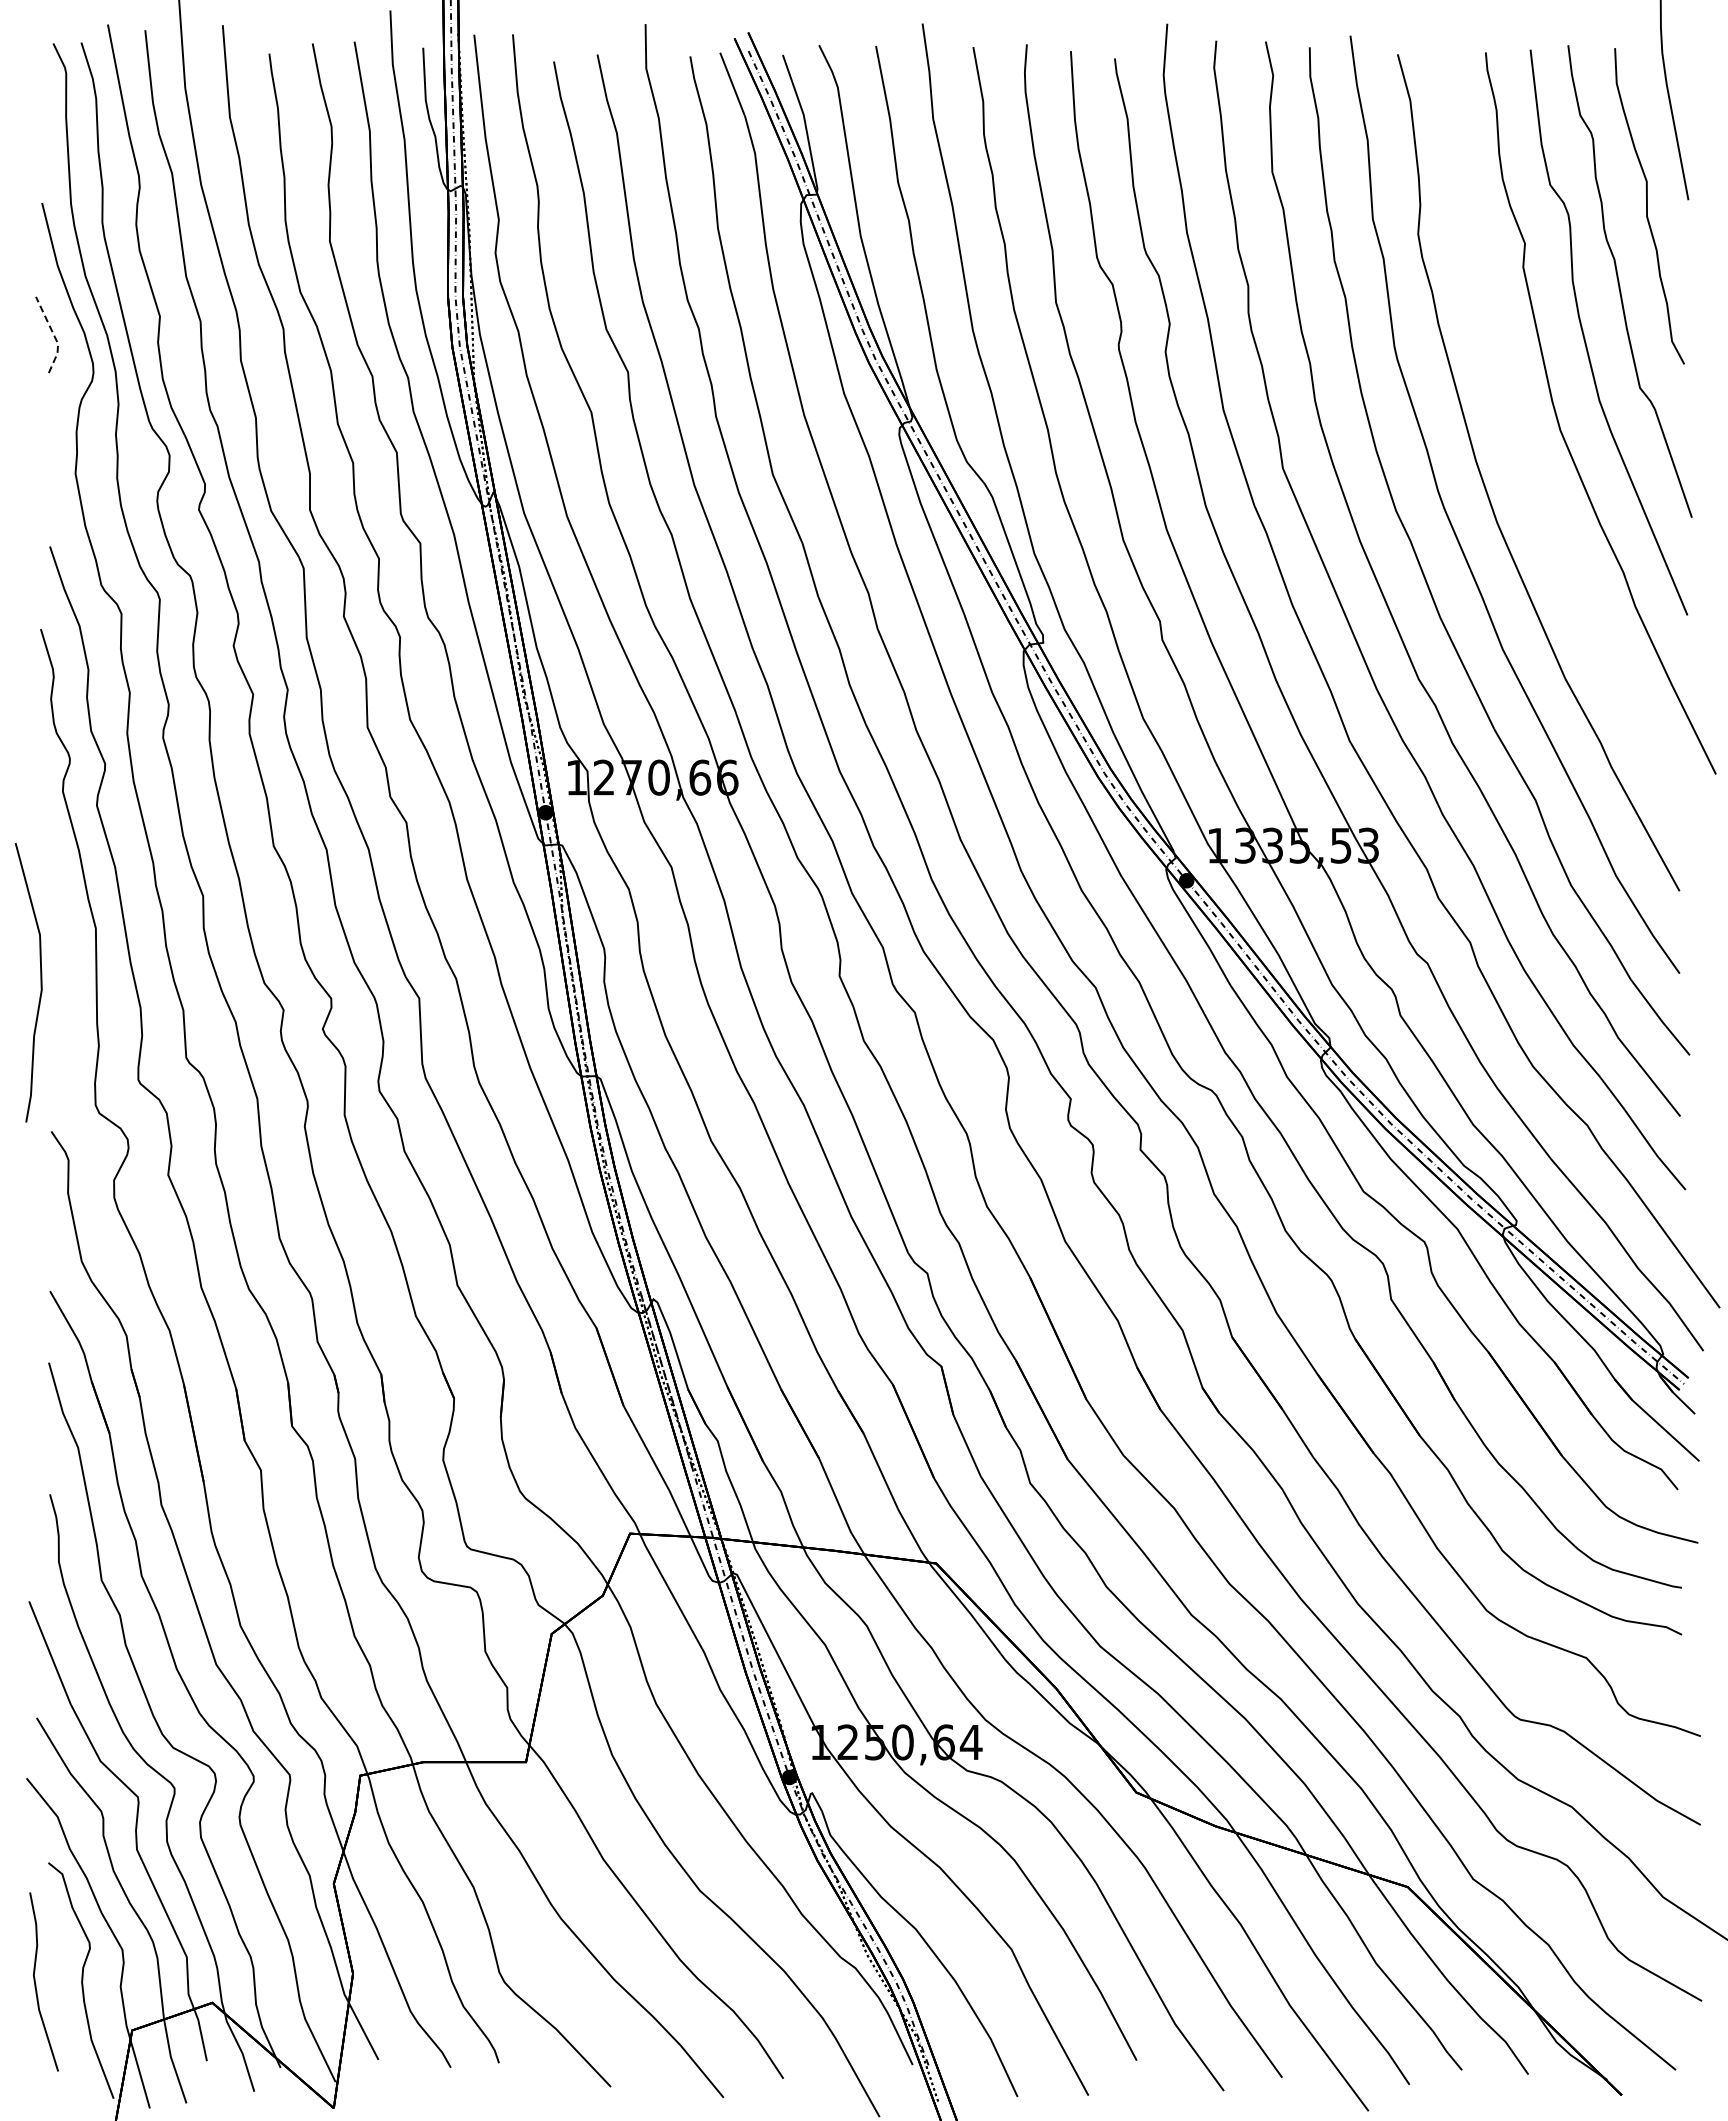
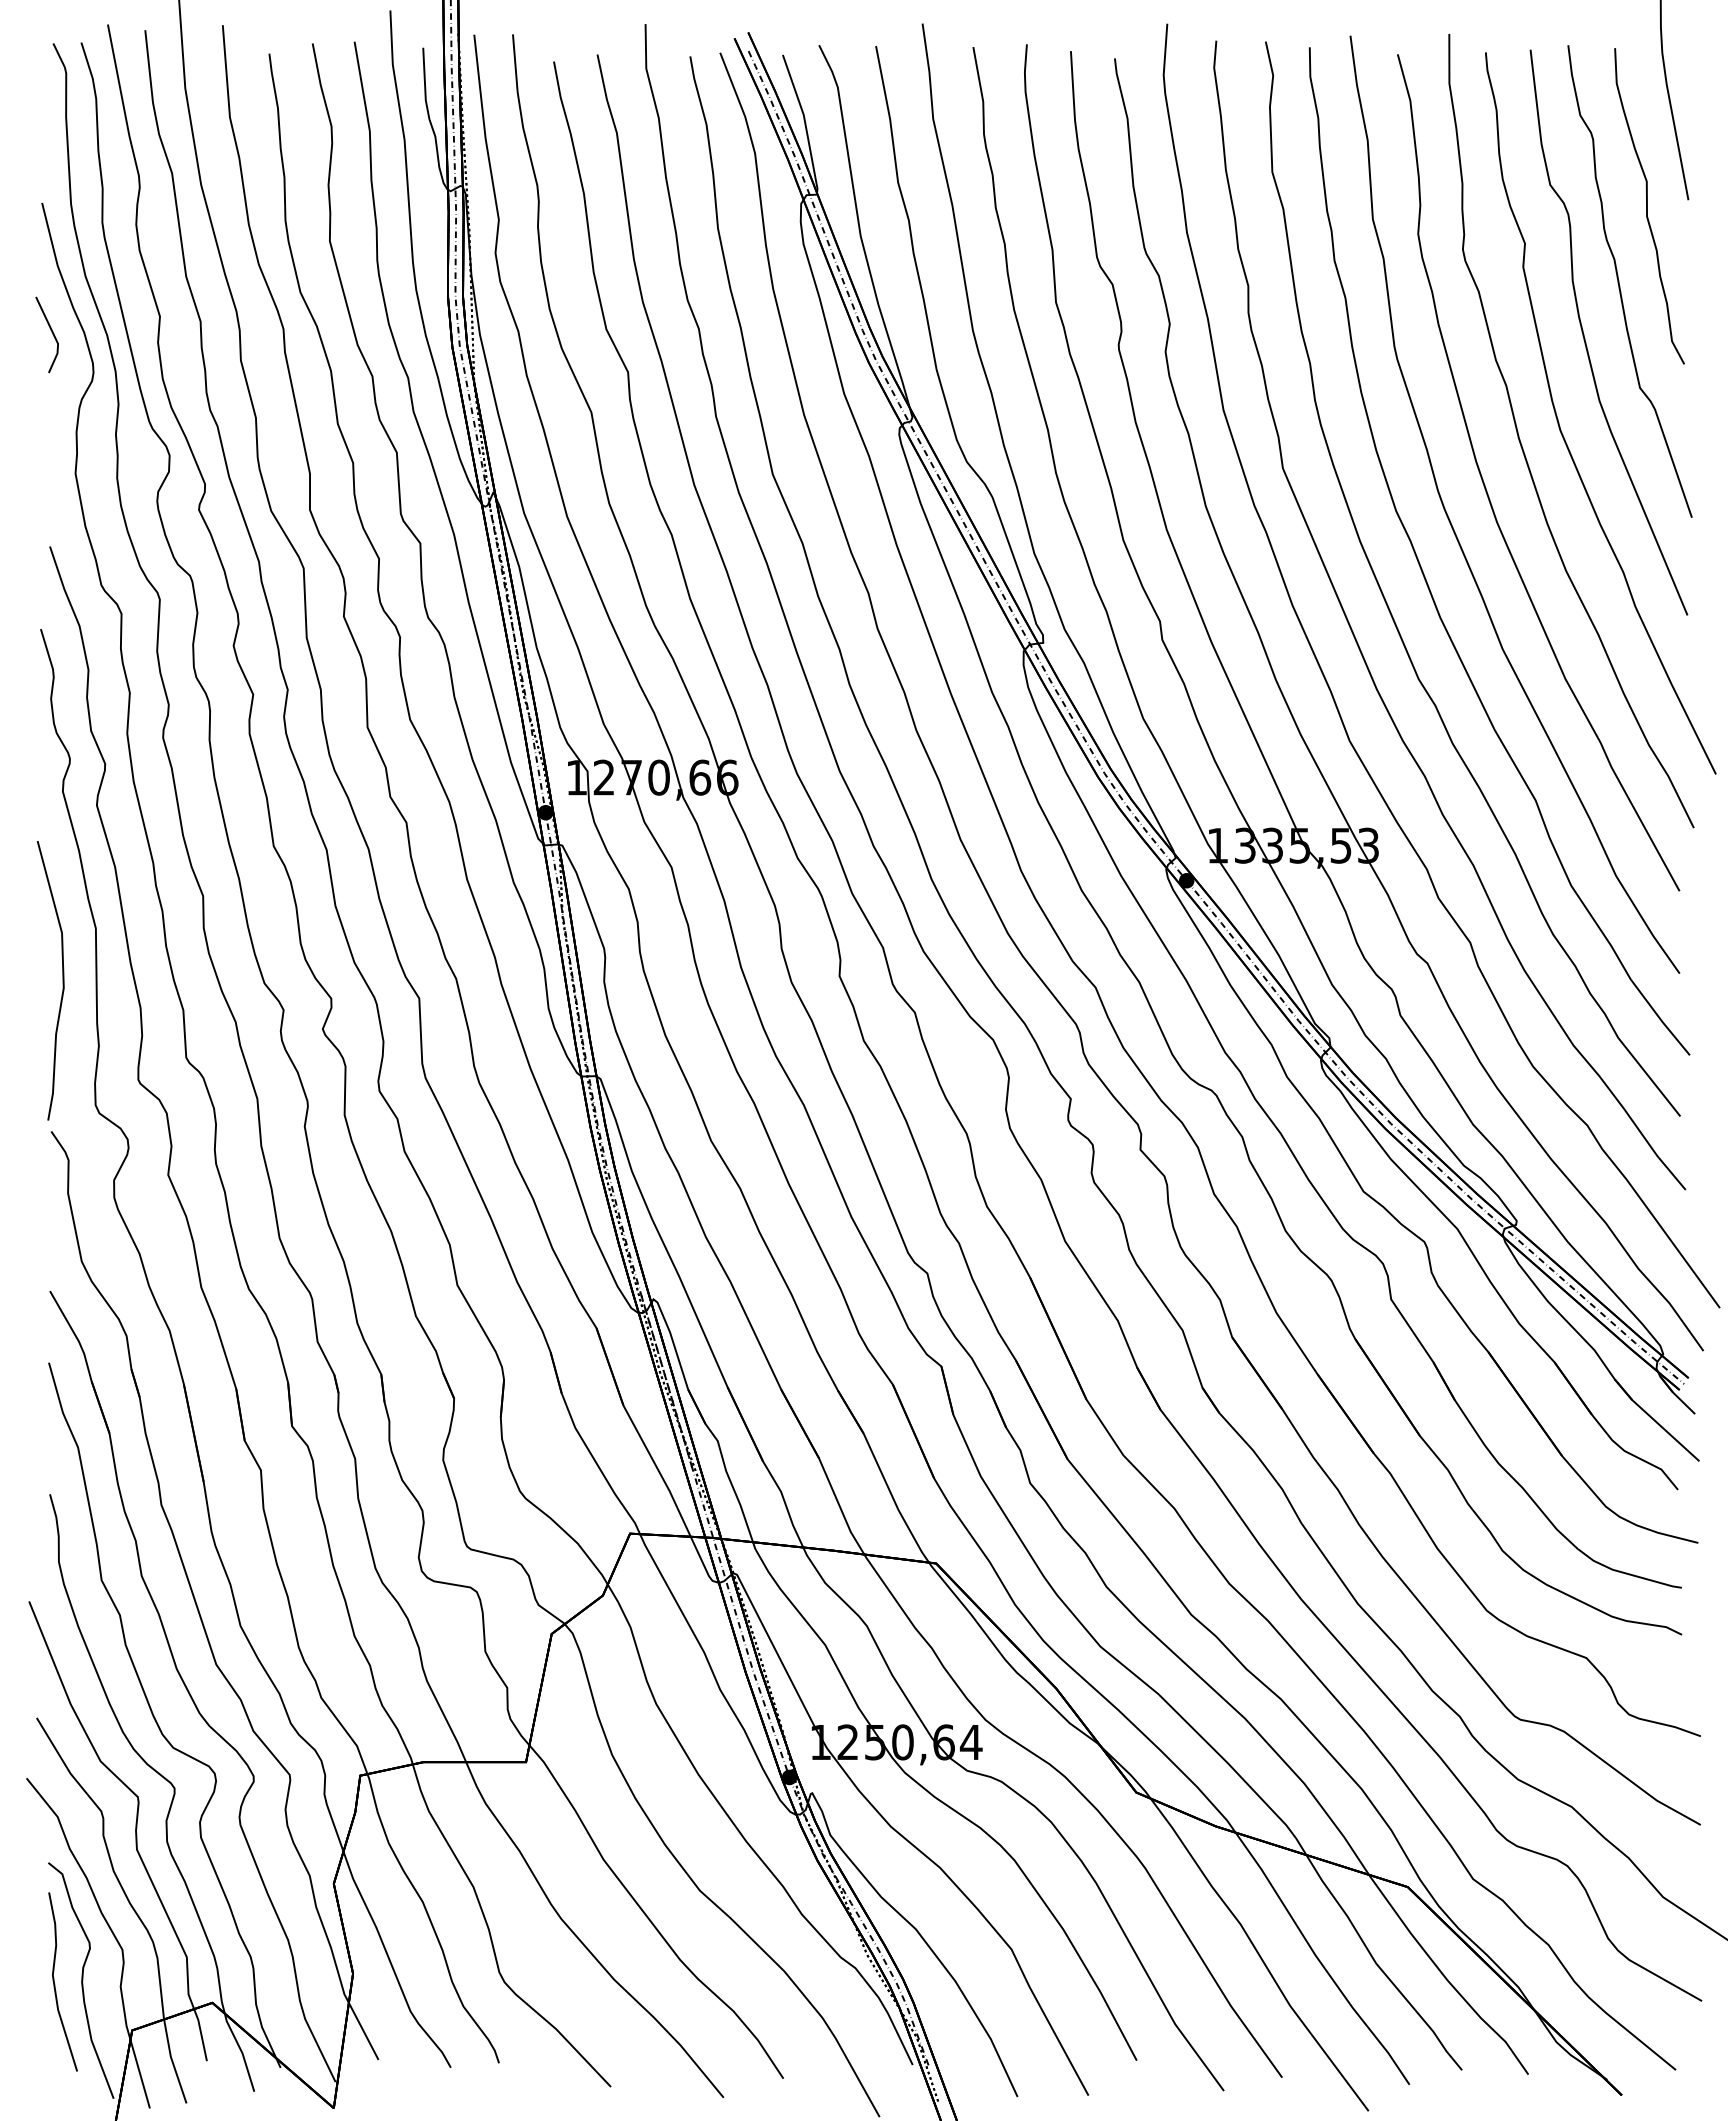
line: dashed -> solid (54, 335)
curve: none -> present (1523, 448)
curve position: (40, 982) -> (62, 980) (62, 980)
curve position: (36, 1984) -> (55, 1984) (55, 1984)
